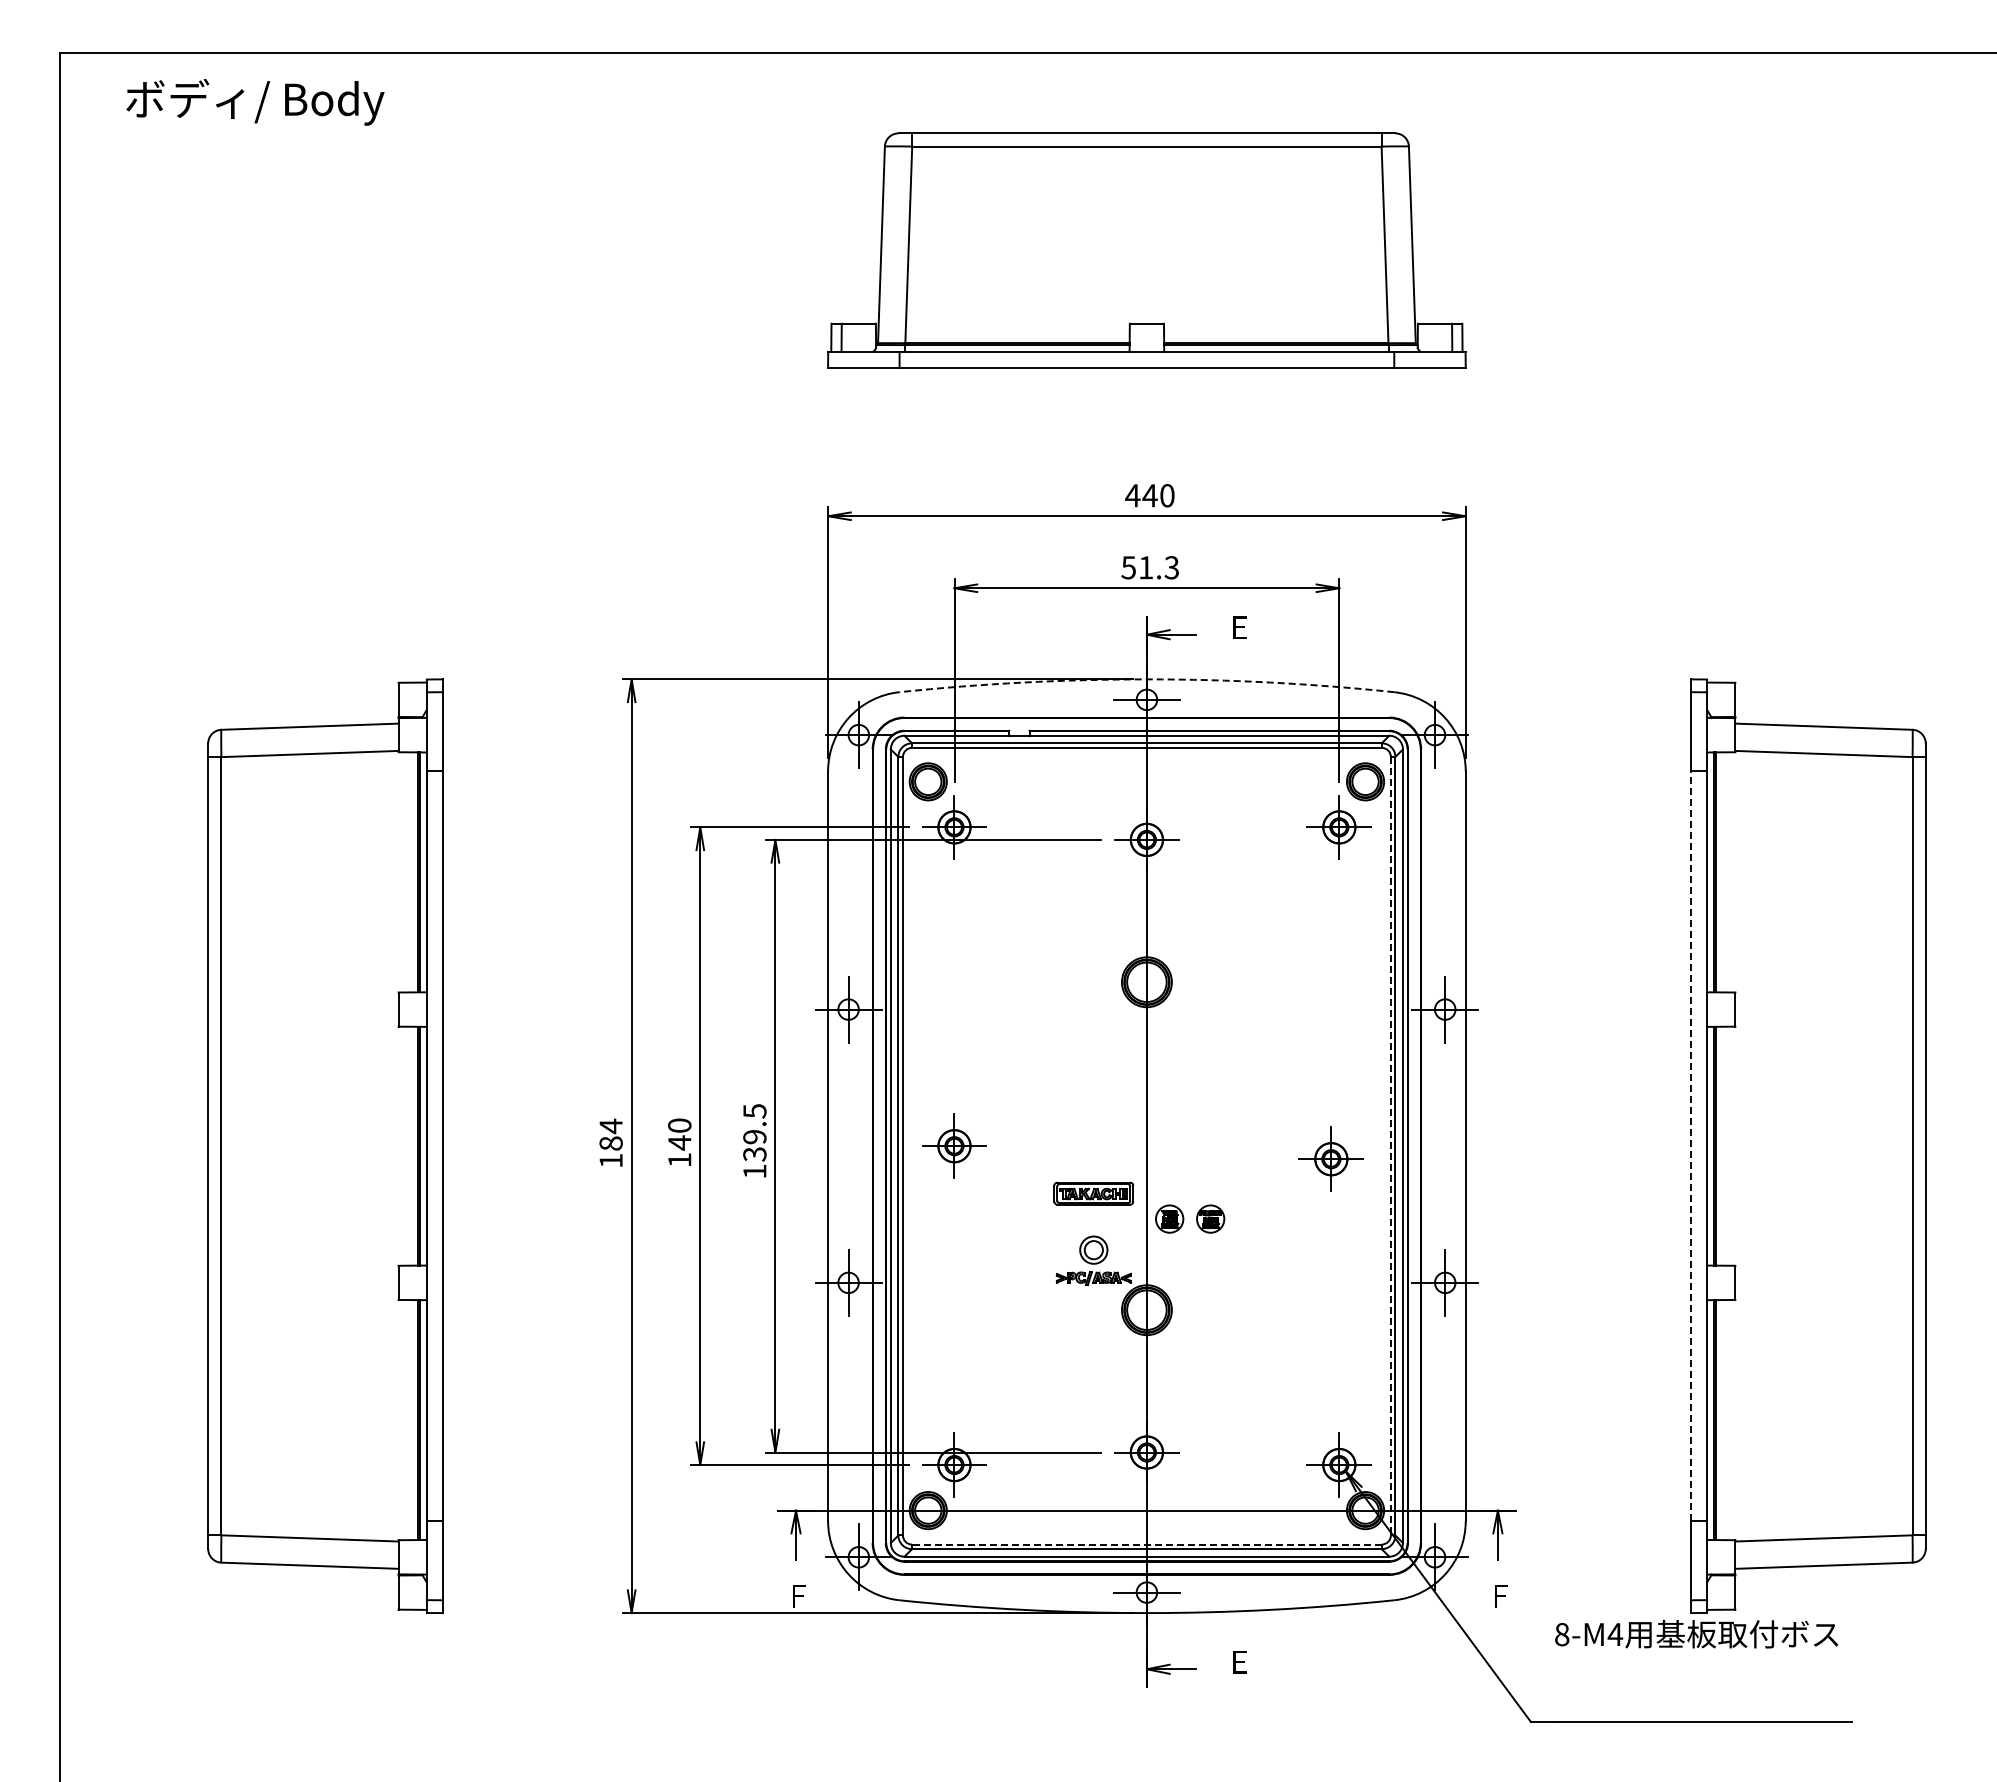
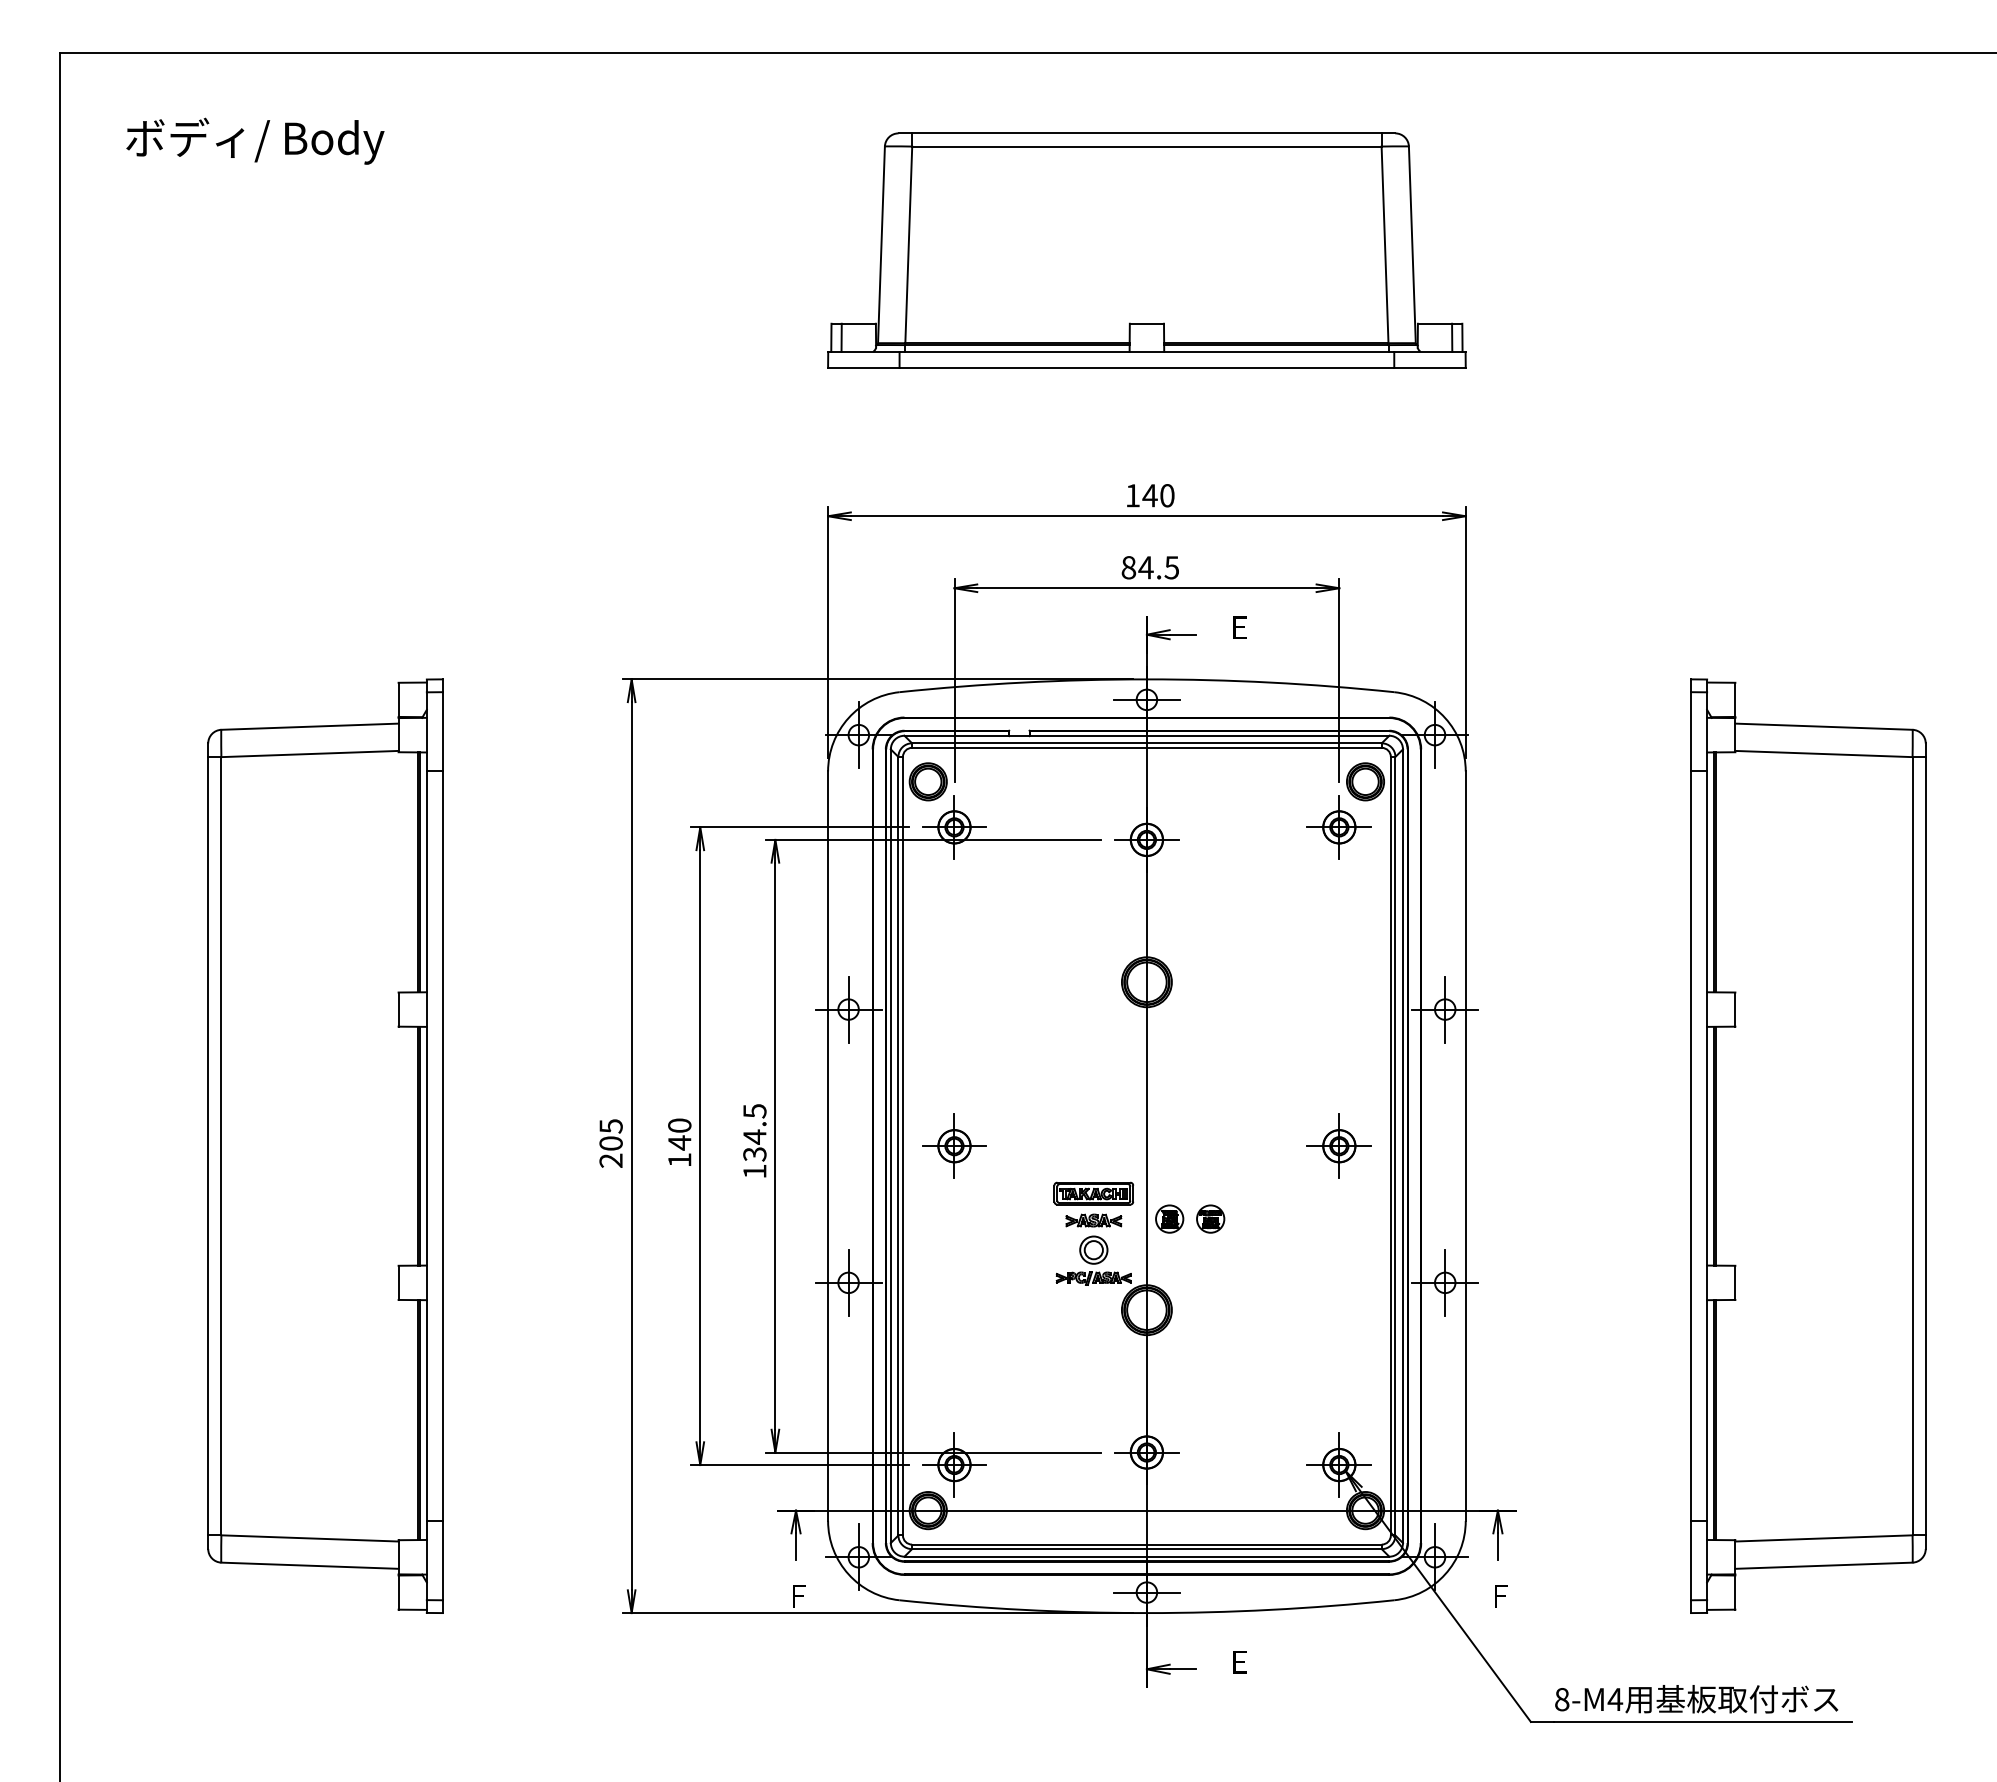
text position: (255, 101) -> (255, 140) (255, 140)
text: 440 -> 140 (1132, 495)
text: 51.3 -> 84.5 (1149, 567)
arc: dashed -> solid (1146, 679)
text: 139.5 -> 134.5 (754, 1136)
text: 184 -> 205 (610, 1142)
line: dashed -> solid (1390, 1146)
line: dashed -> solid (1691, 1146)
part position: (1330, 1158) -> (1338, 1145) (1338, 1145)
part: none -> present (1093, 1220)
line: dashed -> solid (1146, 1544)
text position: (1696, 1634) -> (1696, 1699) (1696, 1699)
